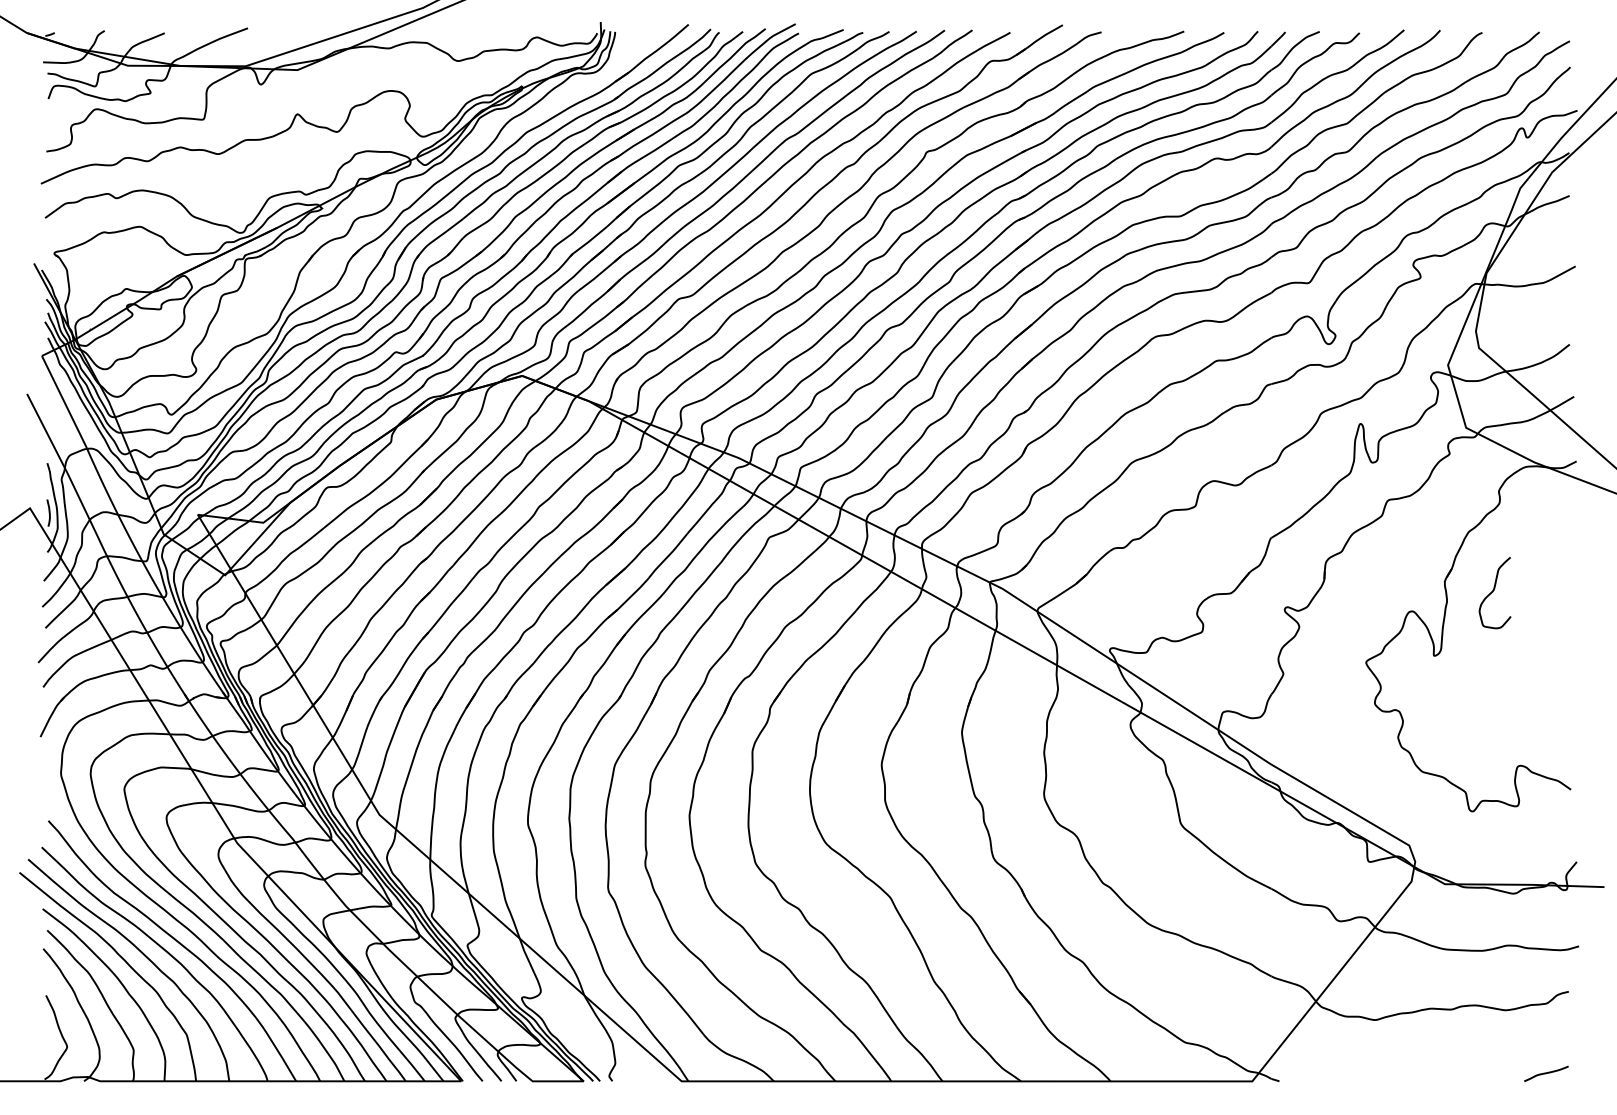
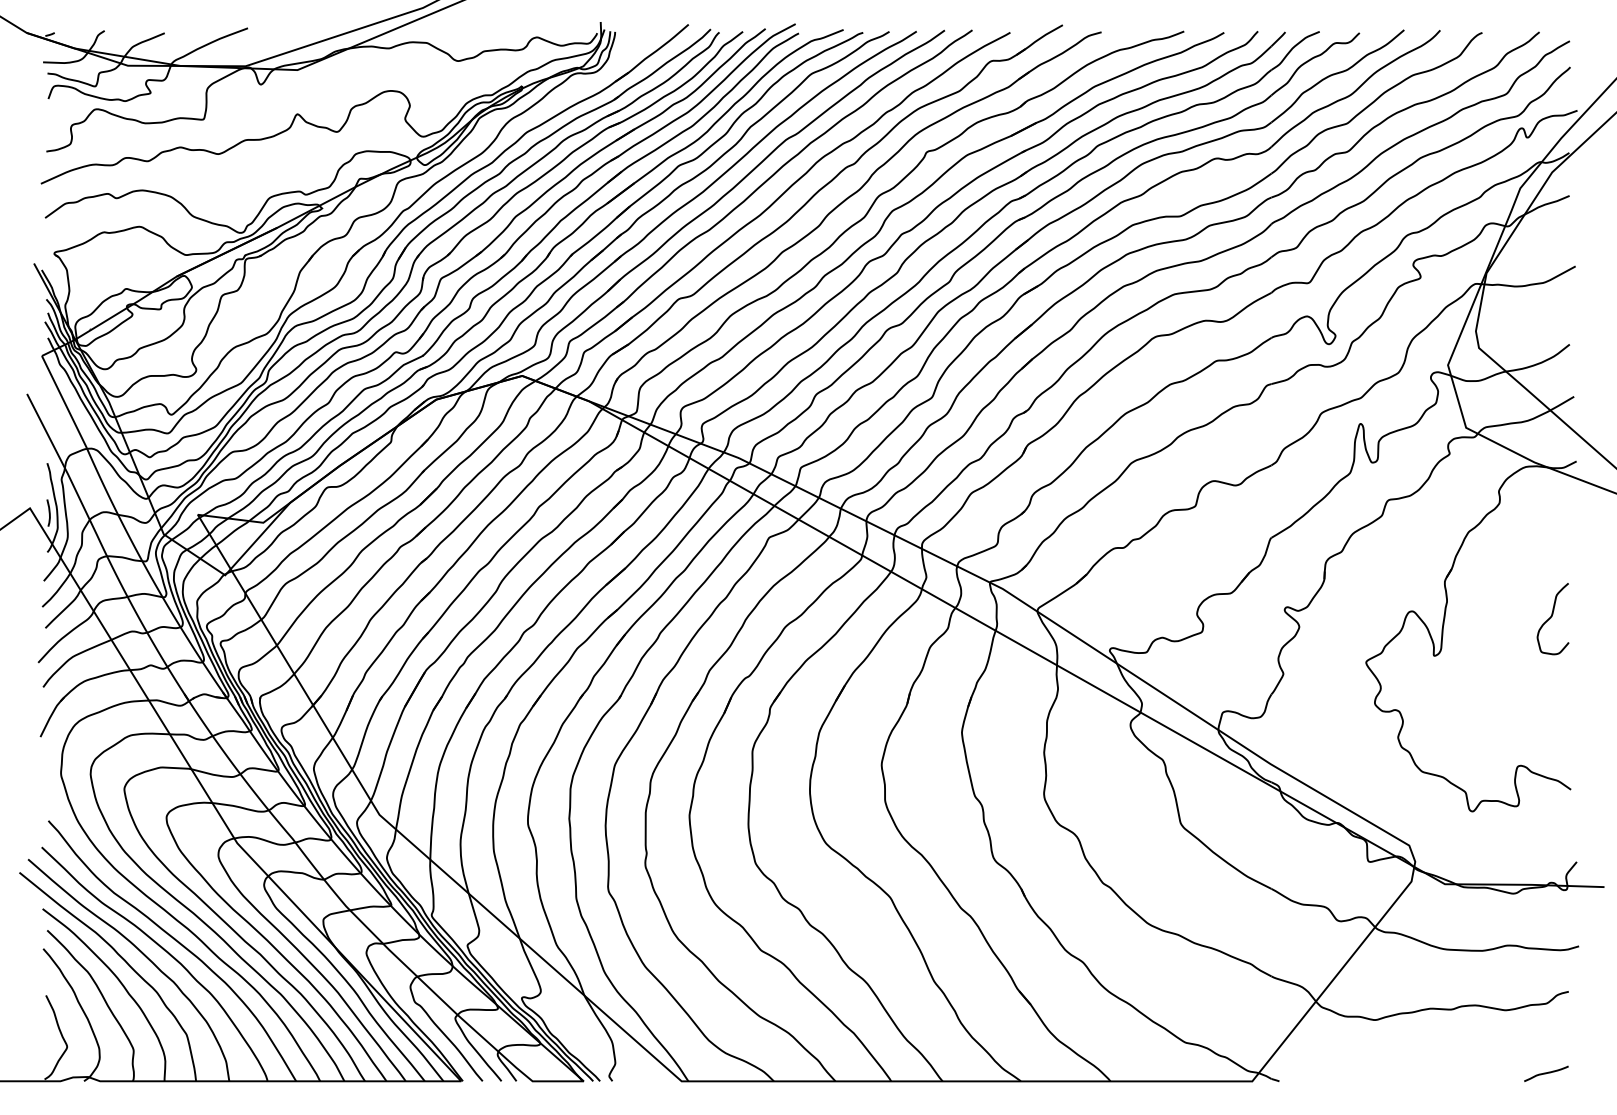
curve position: (1493, 592) -> (1551, 618) (1551, 618)
